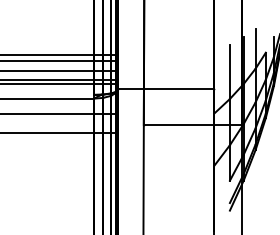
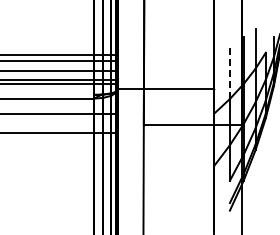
line: solid -> dashed (229, 72)
